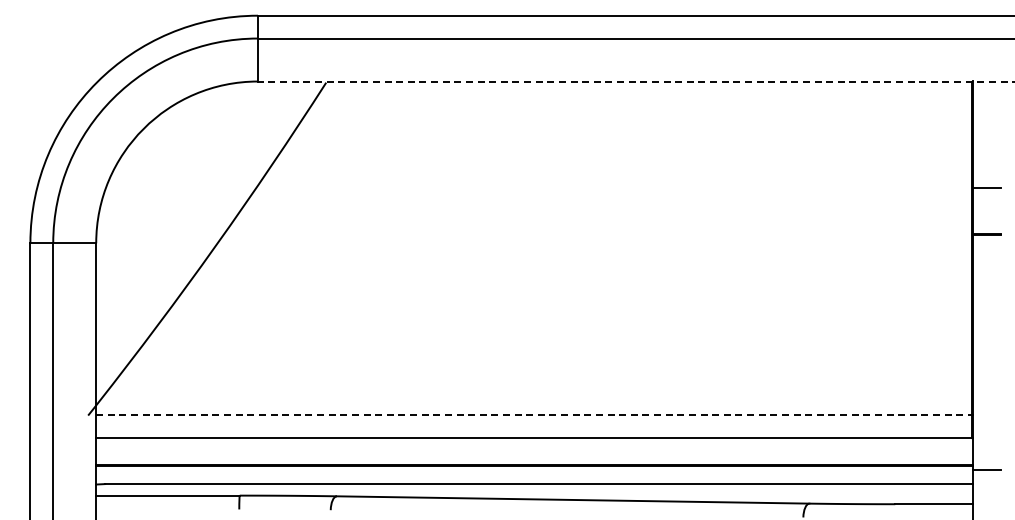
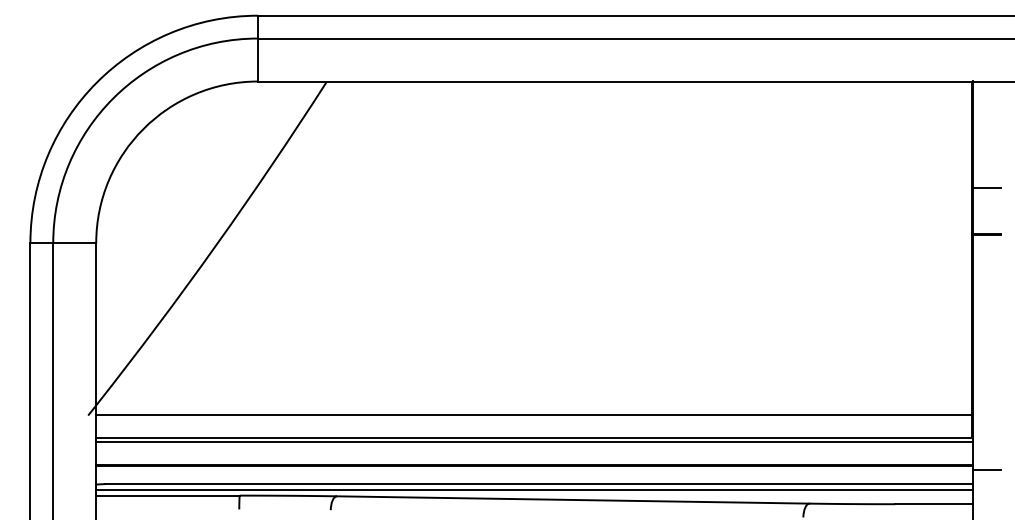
line: dashed -> solid (635, 81)
line: dashed -> solid (534, 414)
line: none -> present (534, 441)
line: none -> present (534, 490)
